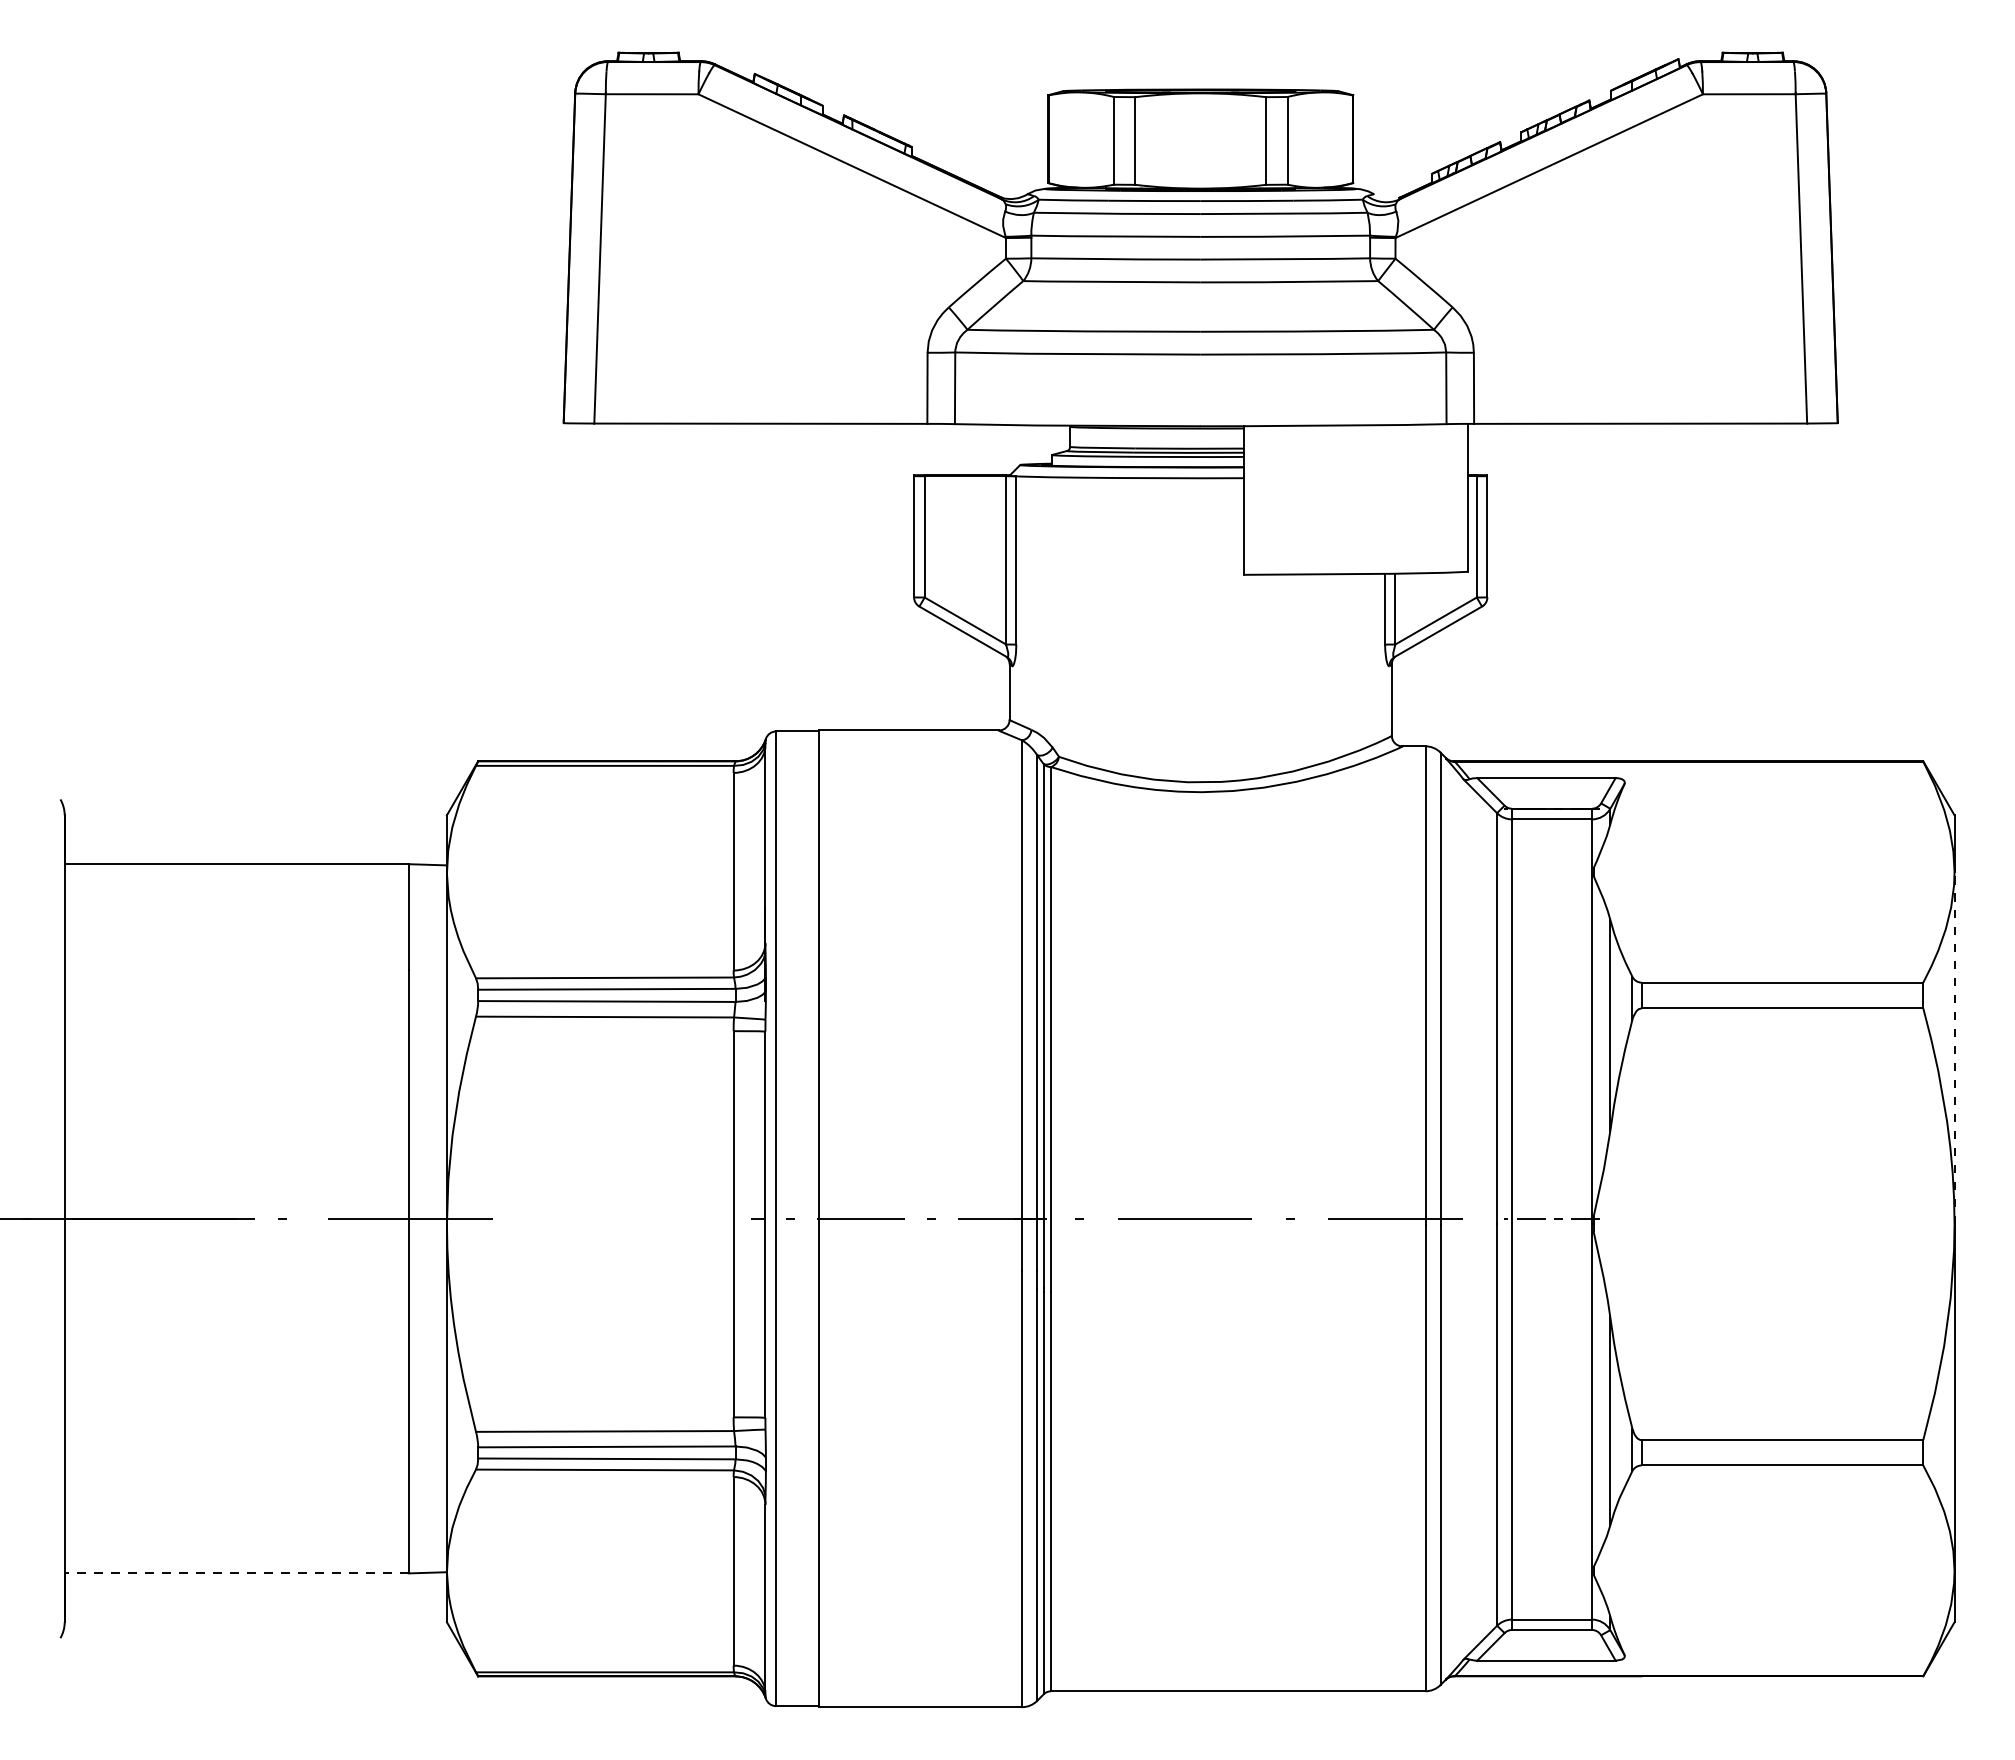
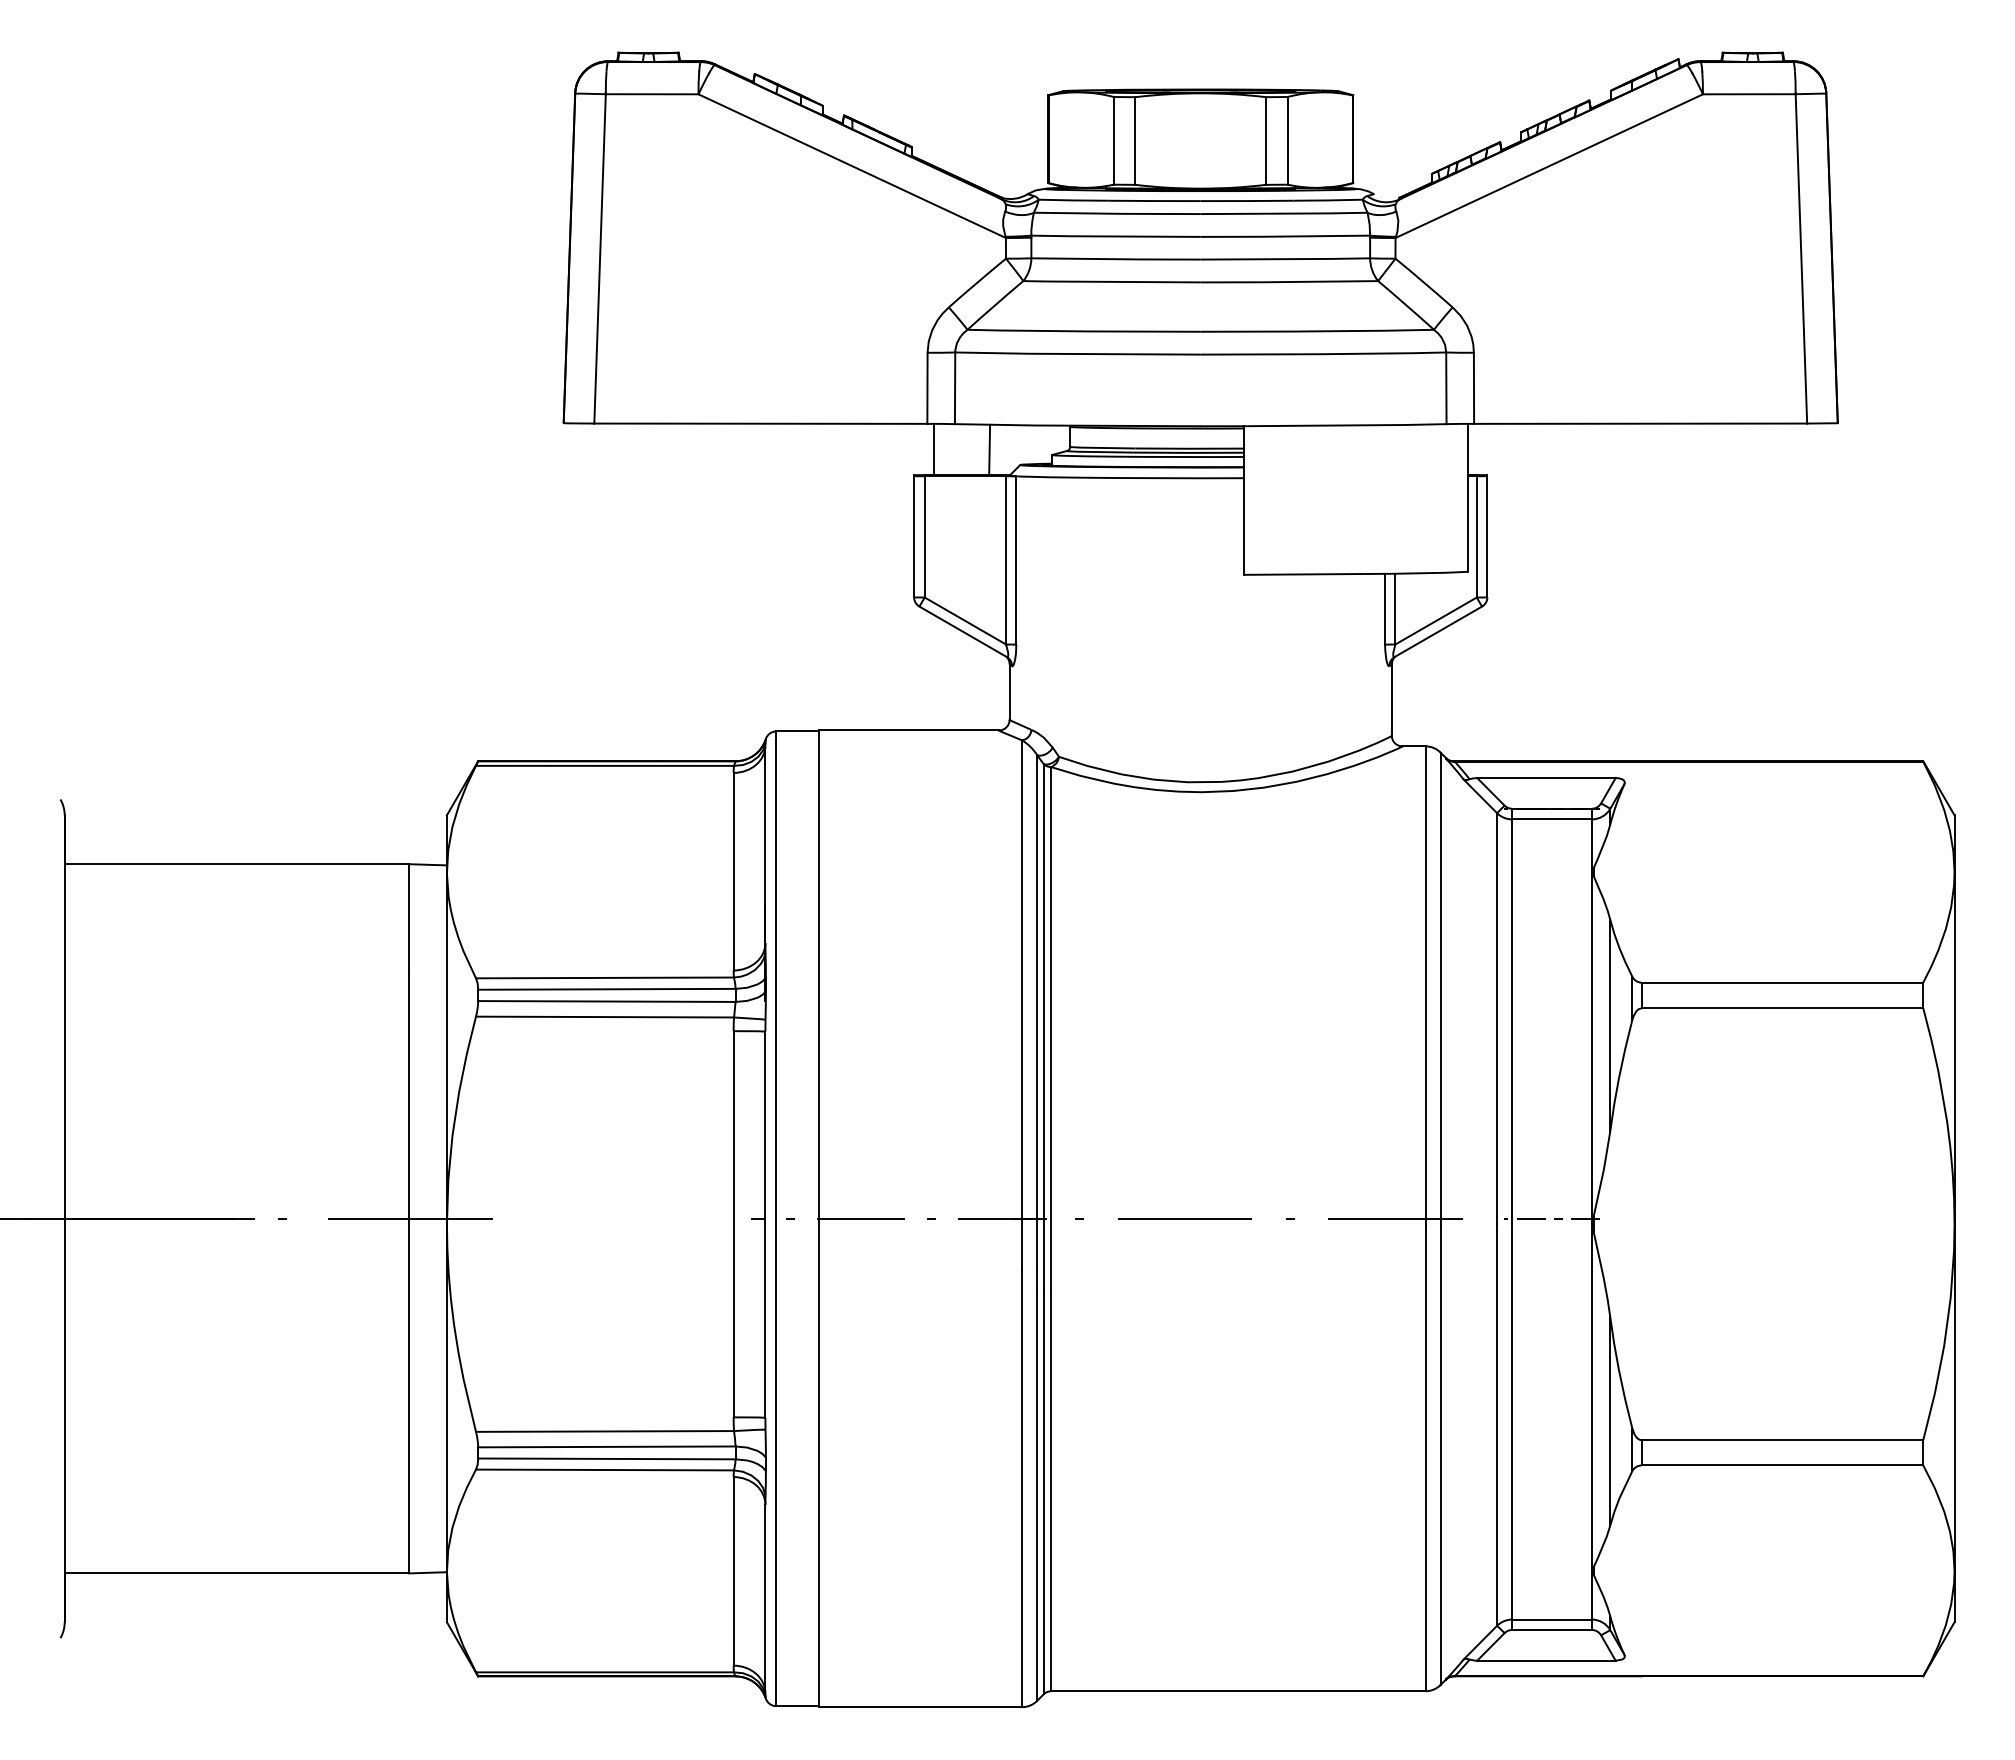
line: none -> present (933, 449)
line: none -> present (989, 449)
line: dashed -> solid (1954, 1047)
line: dashed -> solid (236, 1573)
